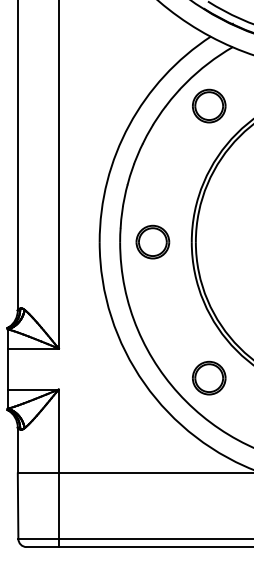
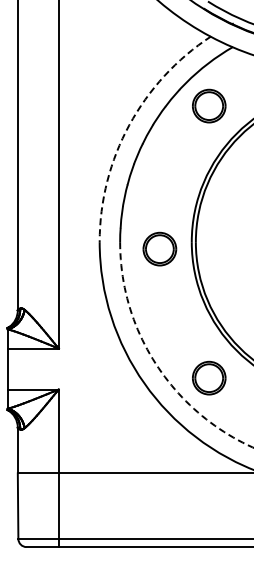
arc: solid -> dashed (129, 125)
part position: (152, 241) -> (159, 248) (159, 248)
arc: solid -> dashed (155, 363)
